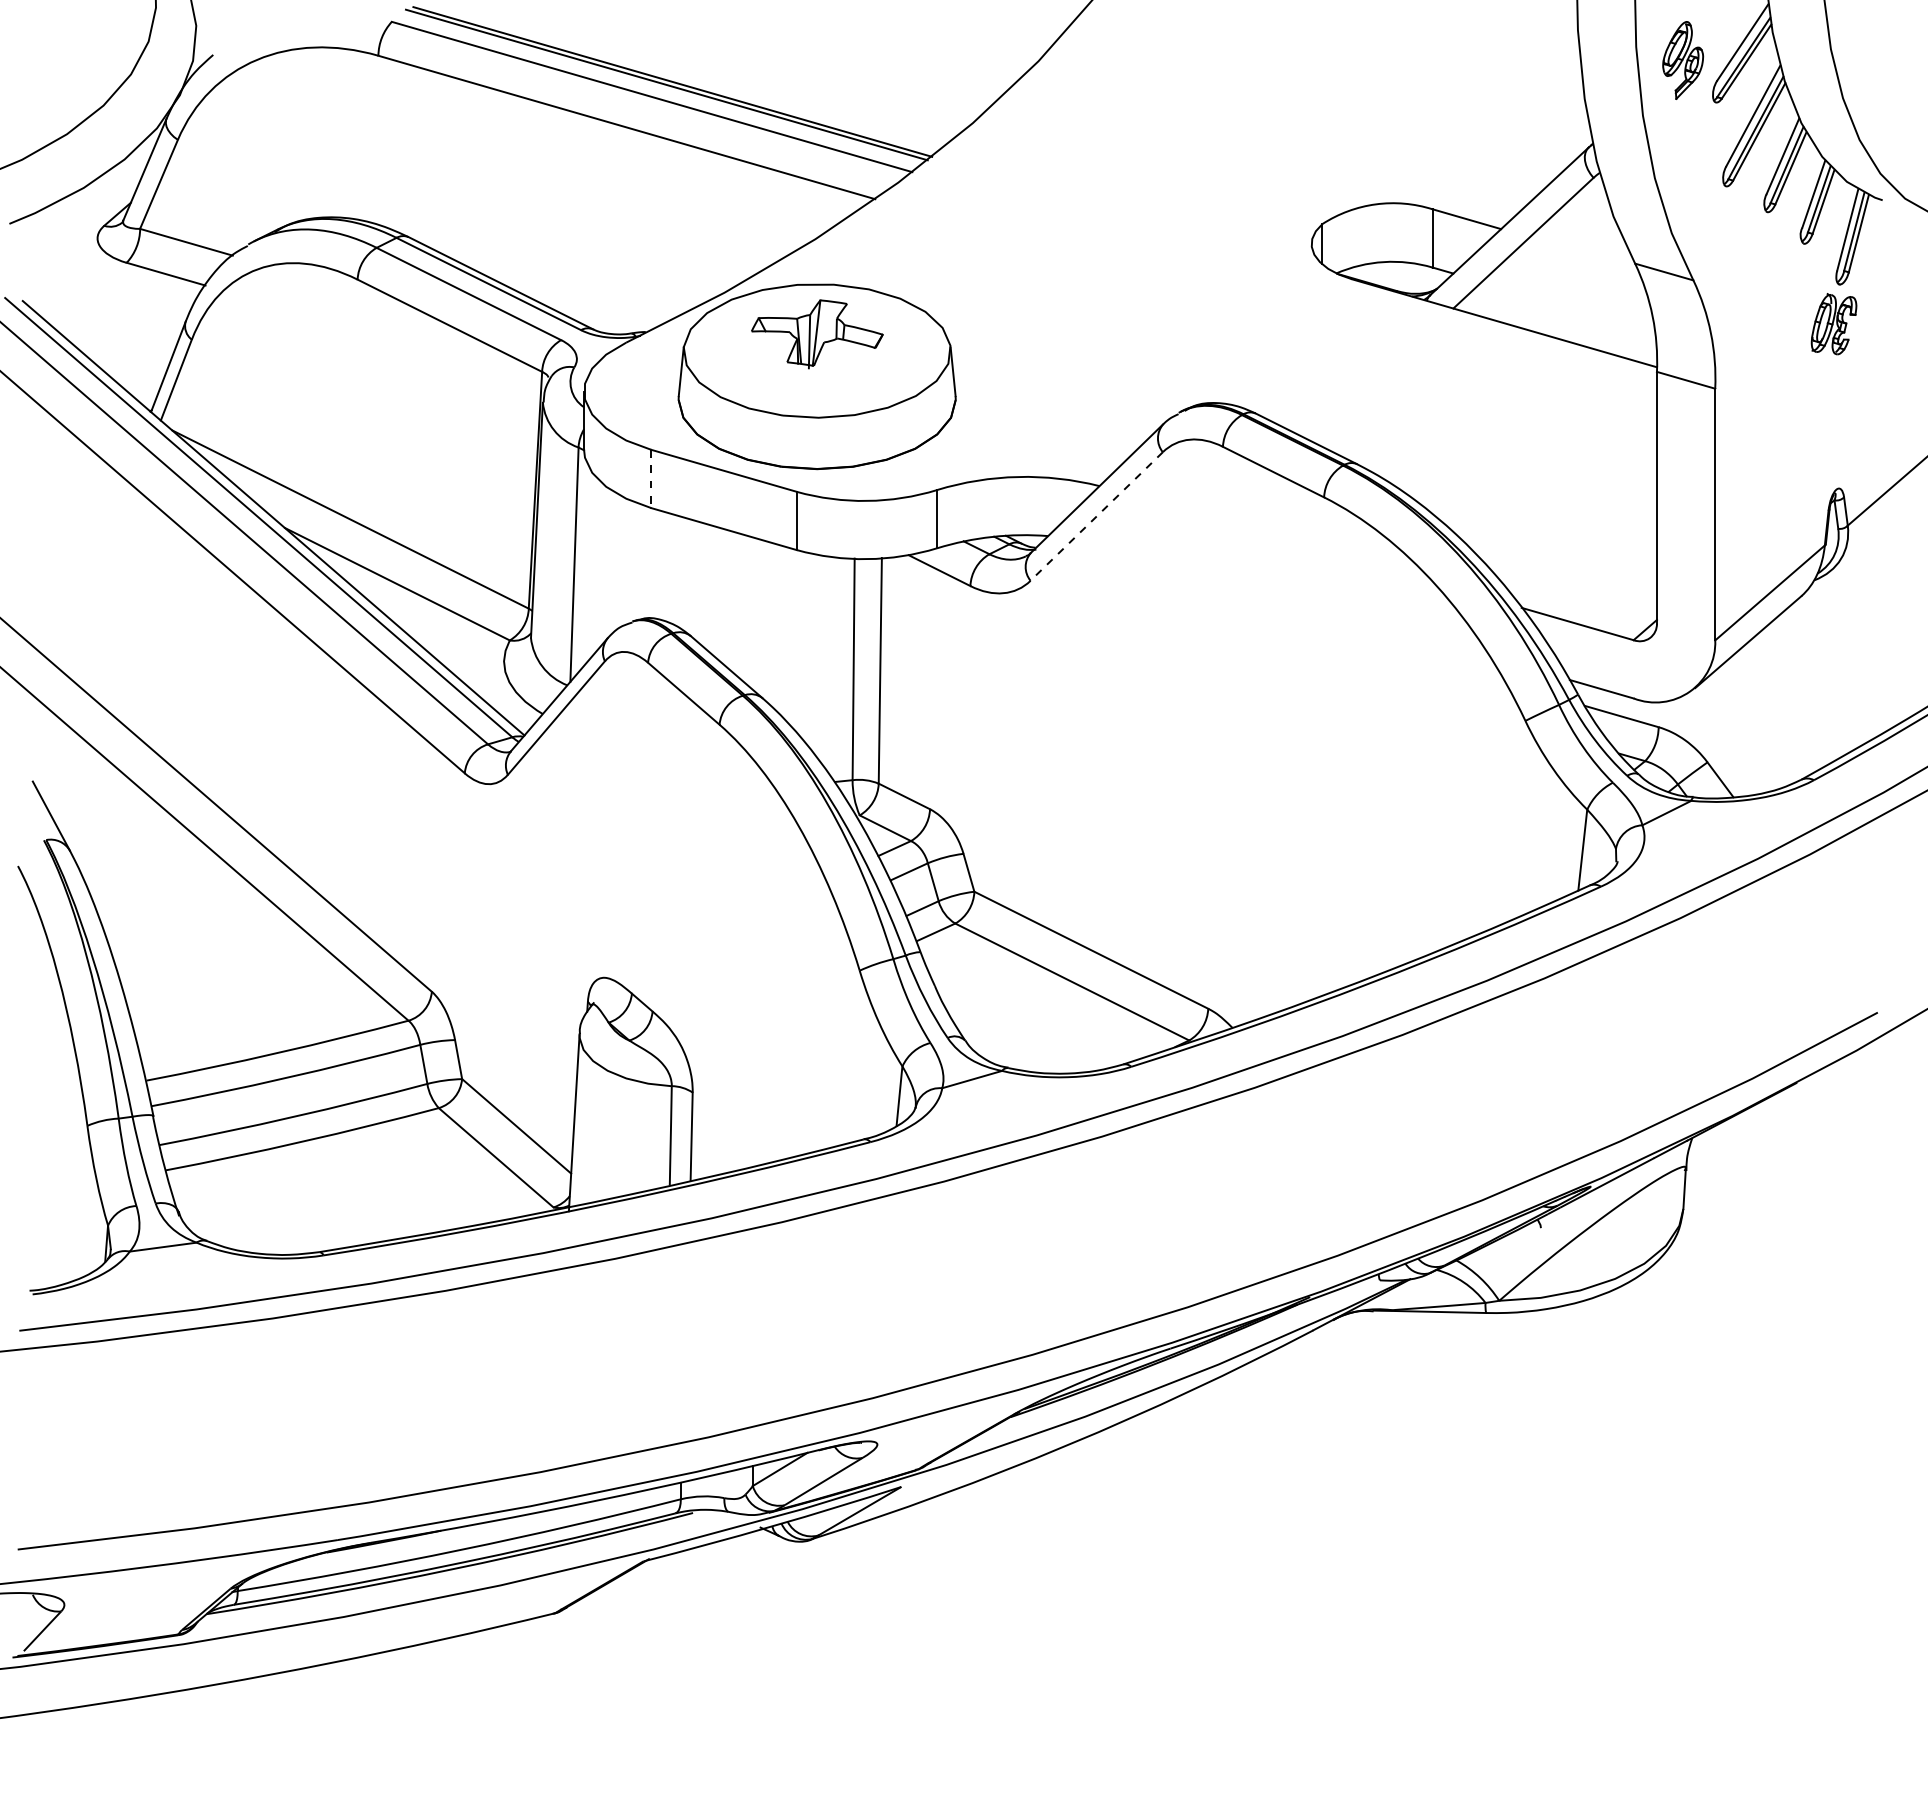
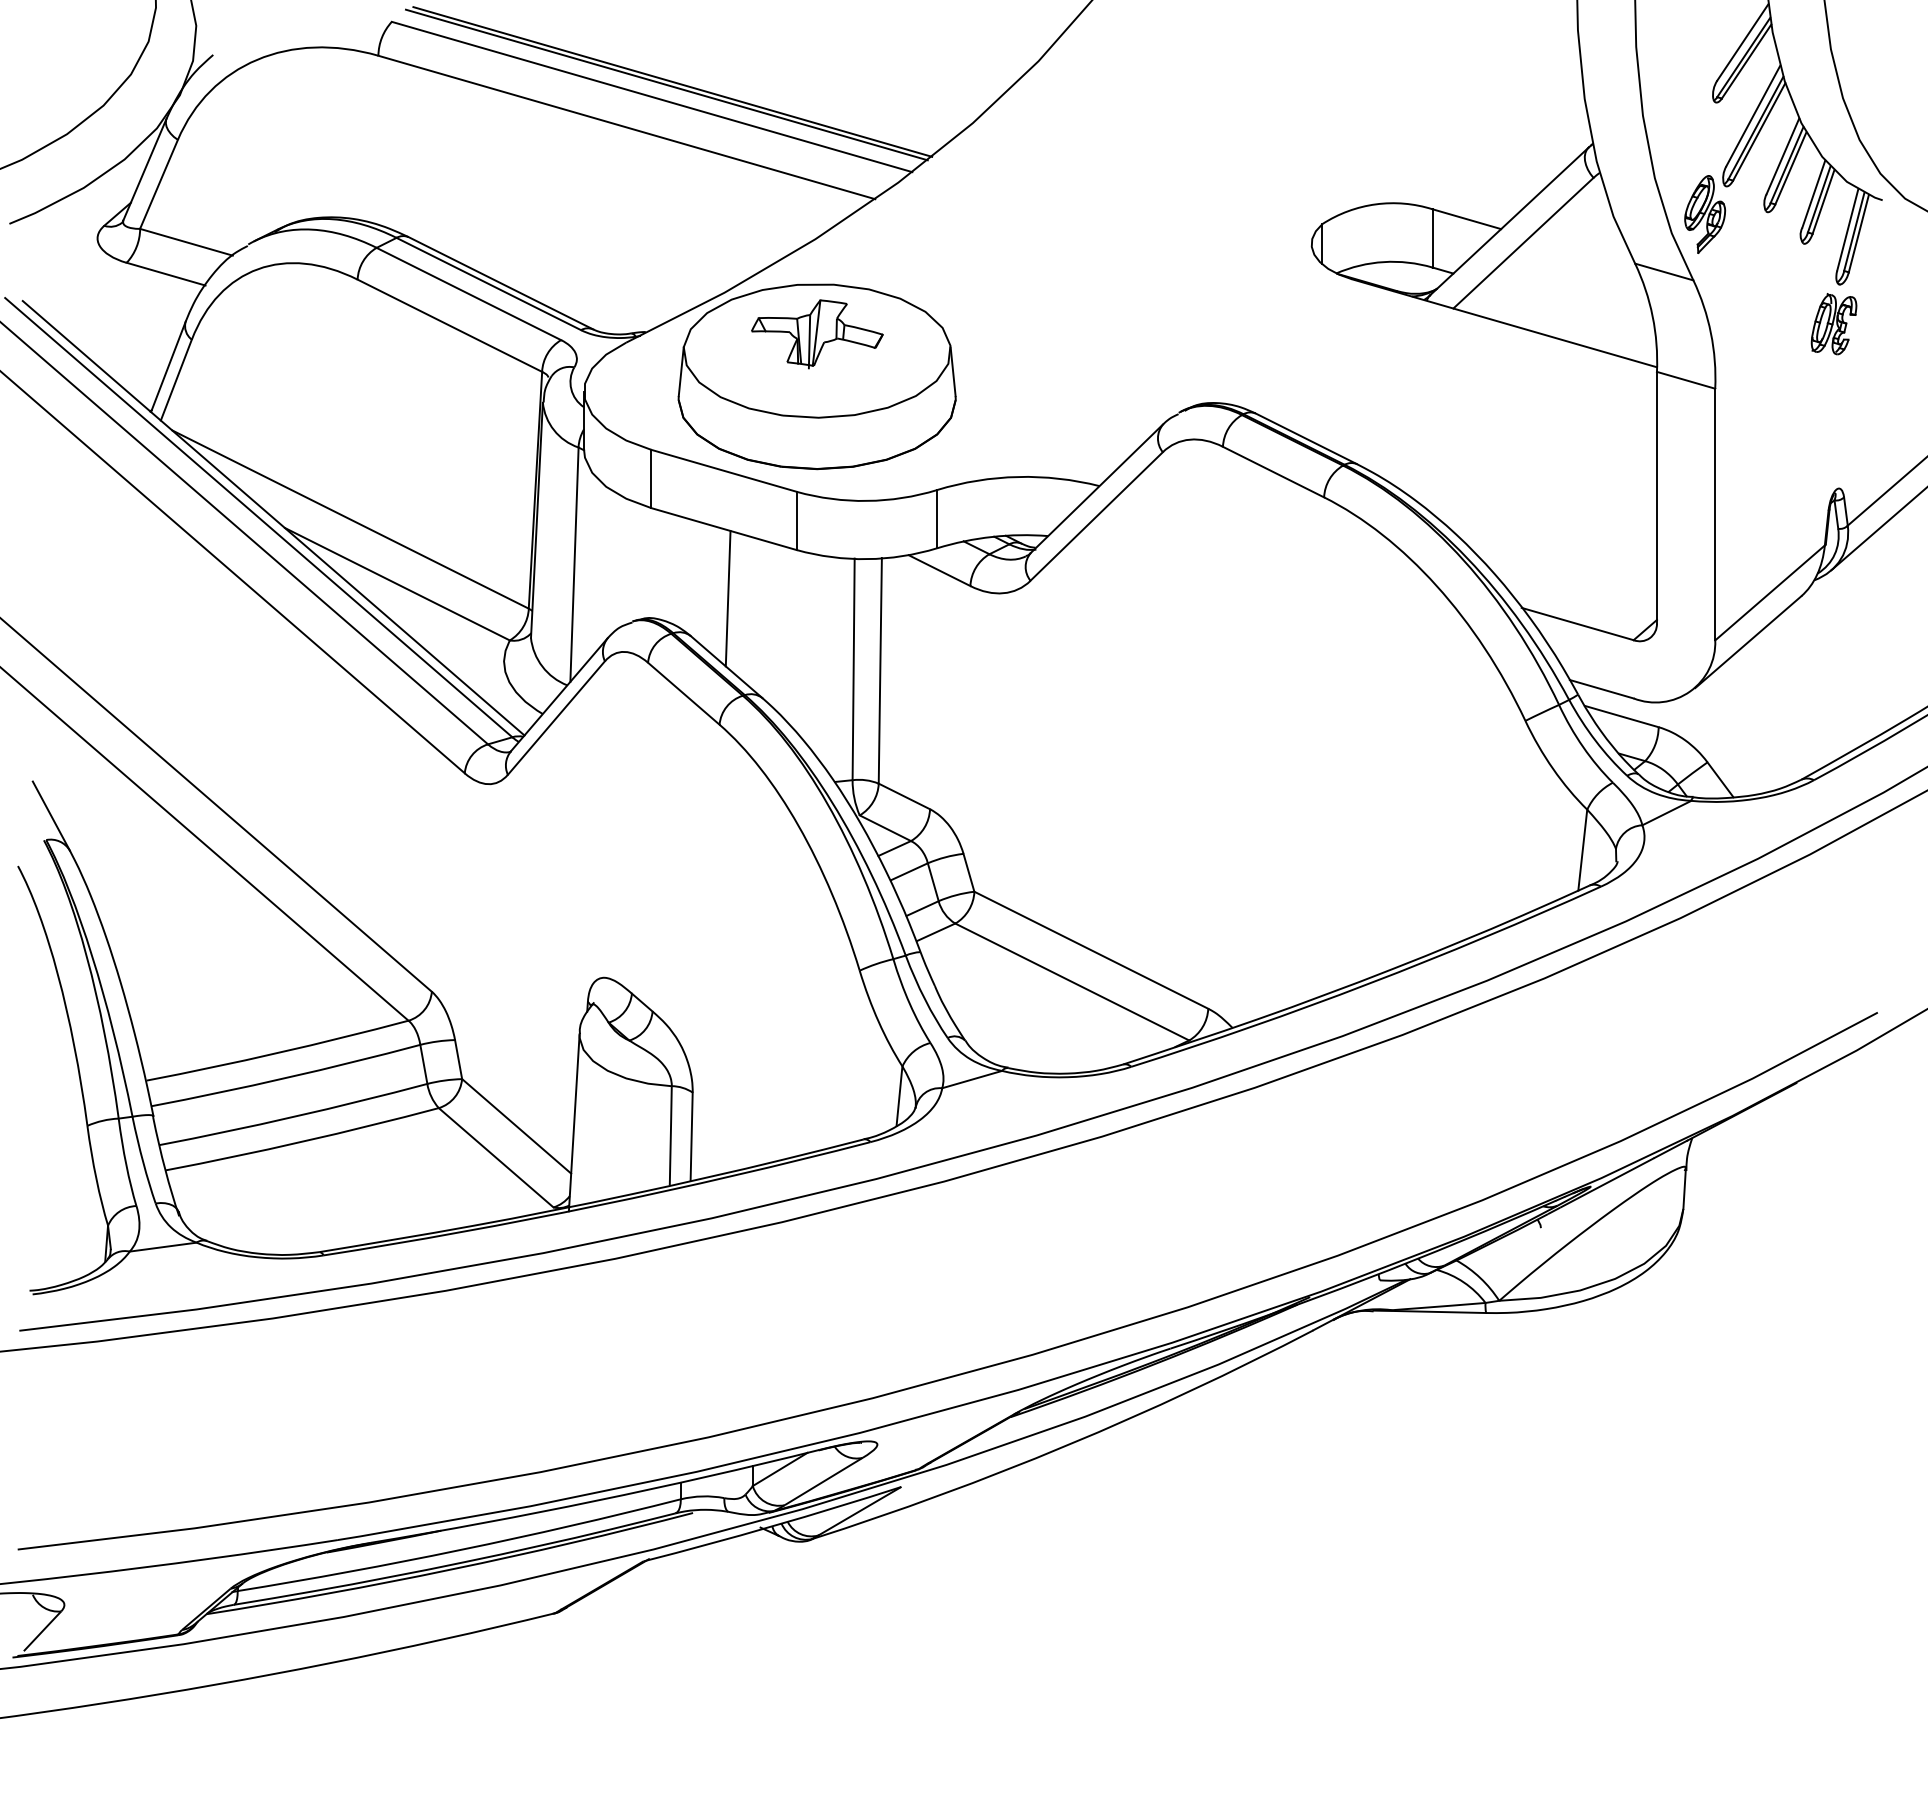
part position: (1683, 60) -> (1705, 214) (1705, 214)
line: dashed -> solid (651, 479)
line: dashed -> solid (1096, 516)
line: none -> present (1877, 529)
line: none -> present (727, 598)
